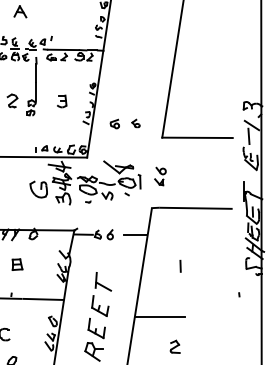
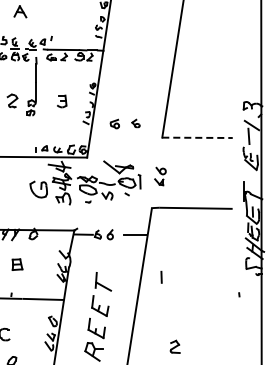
line: solid -> dashed (198, 137)
line position: (180, 265) -> (161, 276) (161, 276)
line: present -> none (160, 317)
